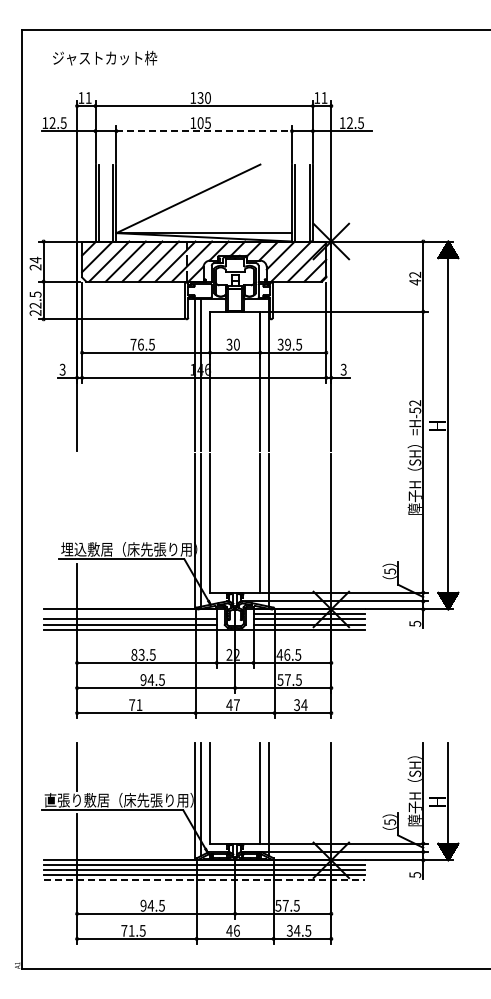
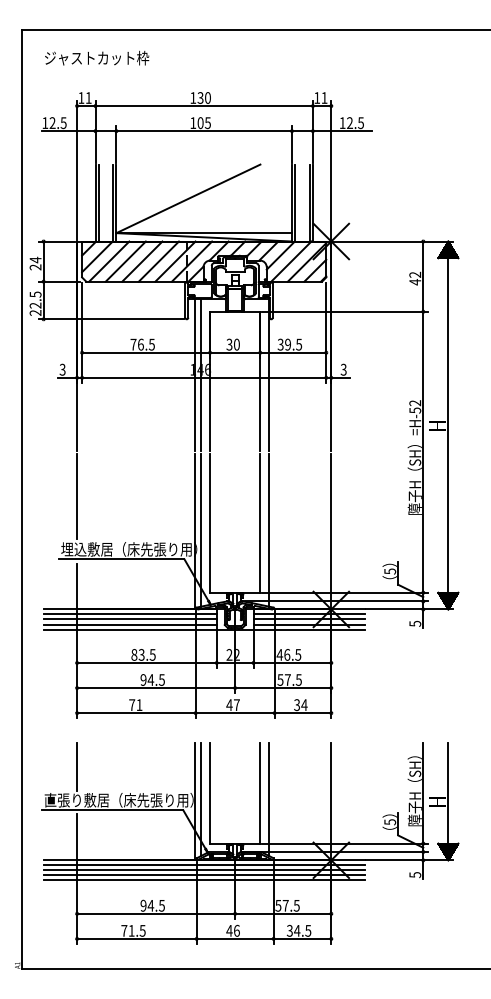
text position: (105, 57) -> (97, 57) (97, 57)
line: dashed -> solid (204, 131)
line: none -> present (77, 495)
line: none -> present (129, 614)
line: dashed -> solid (204, 880)
